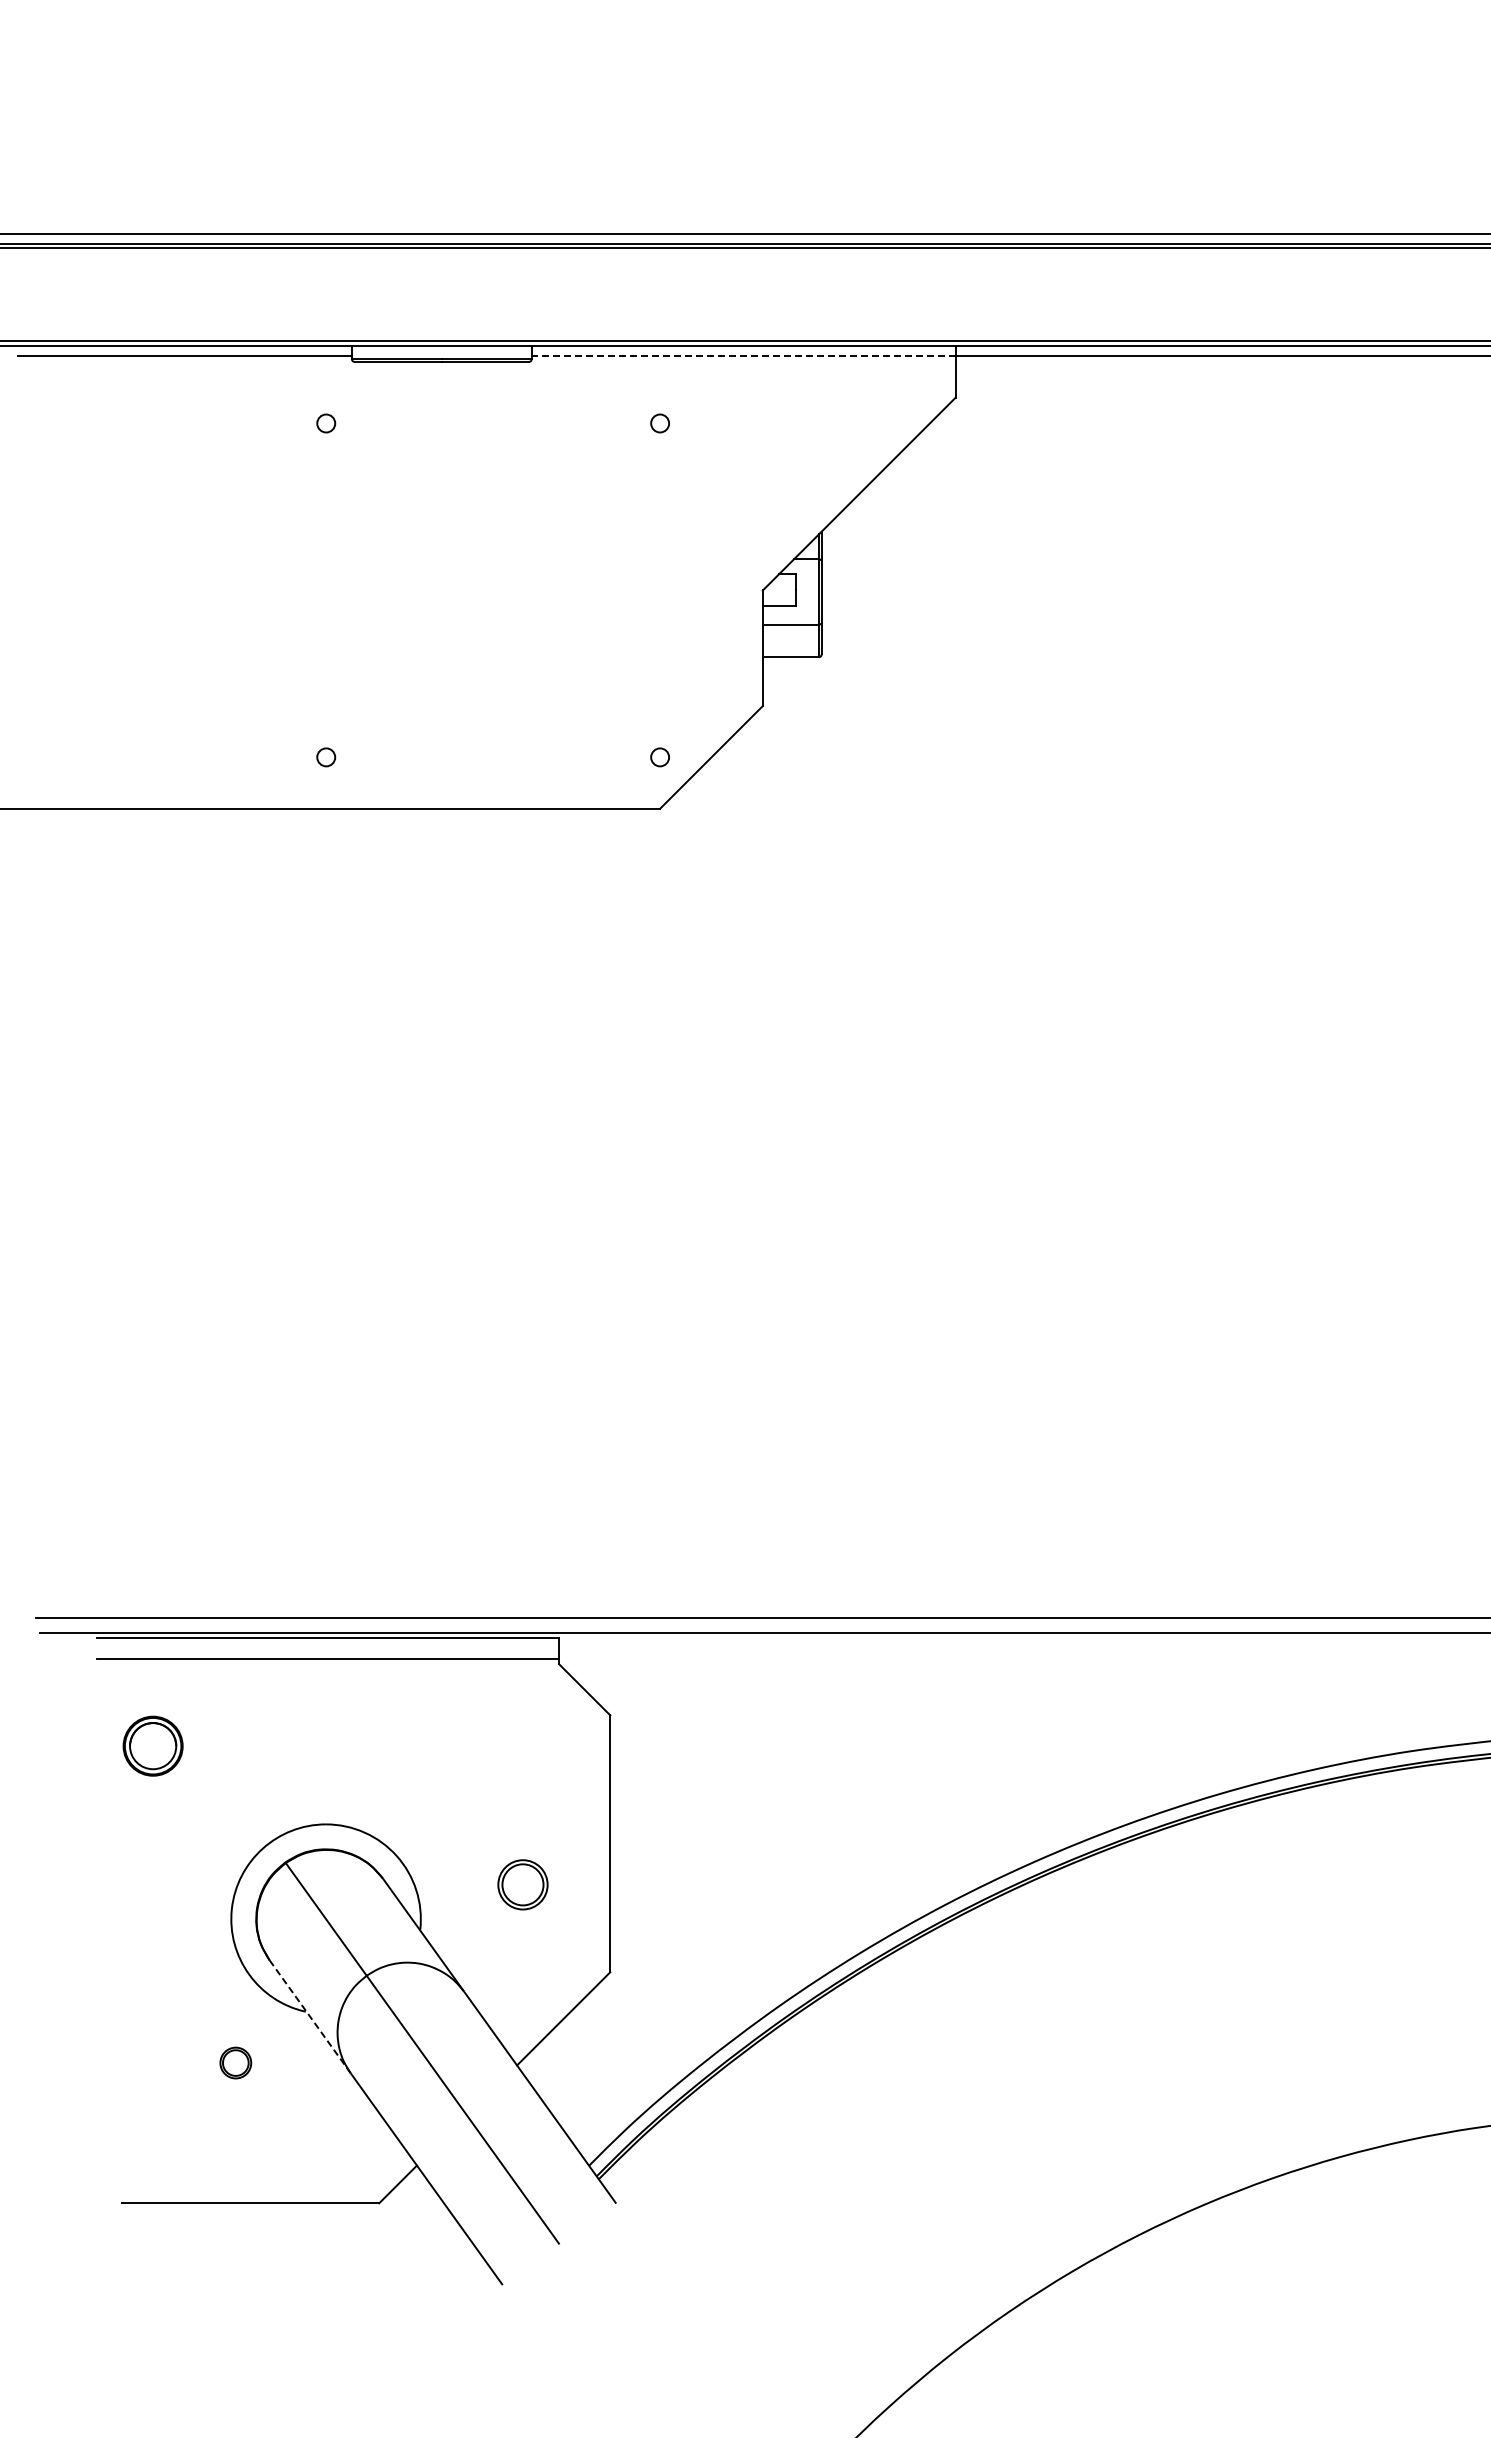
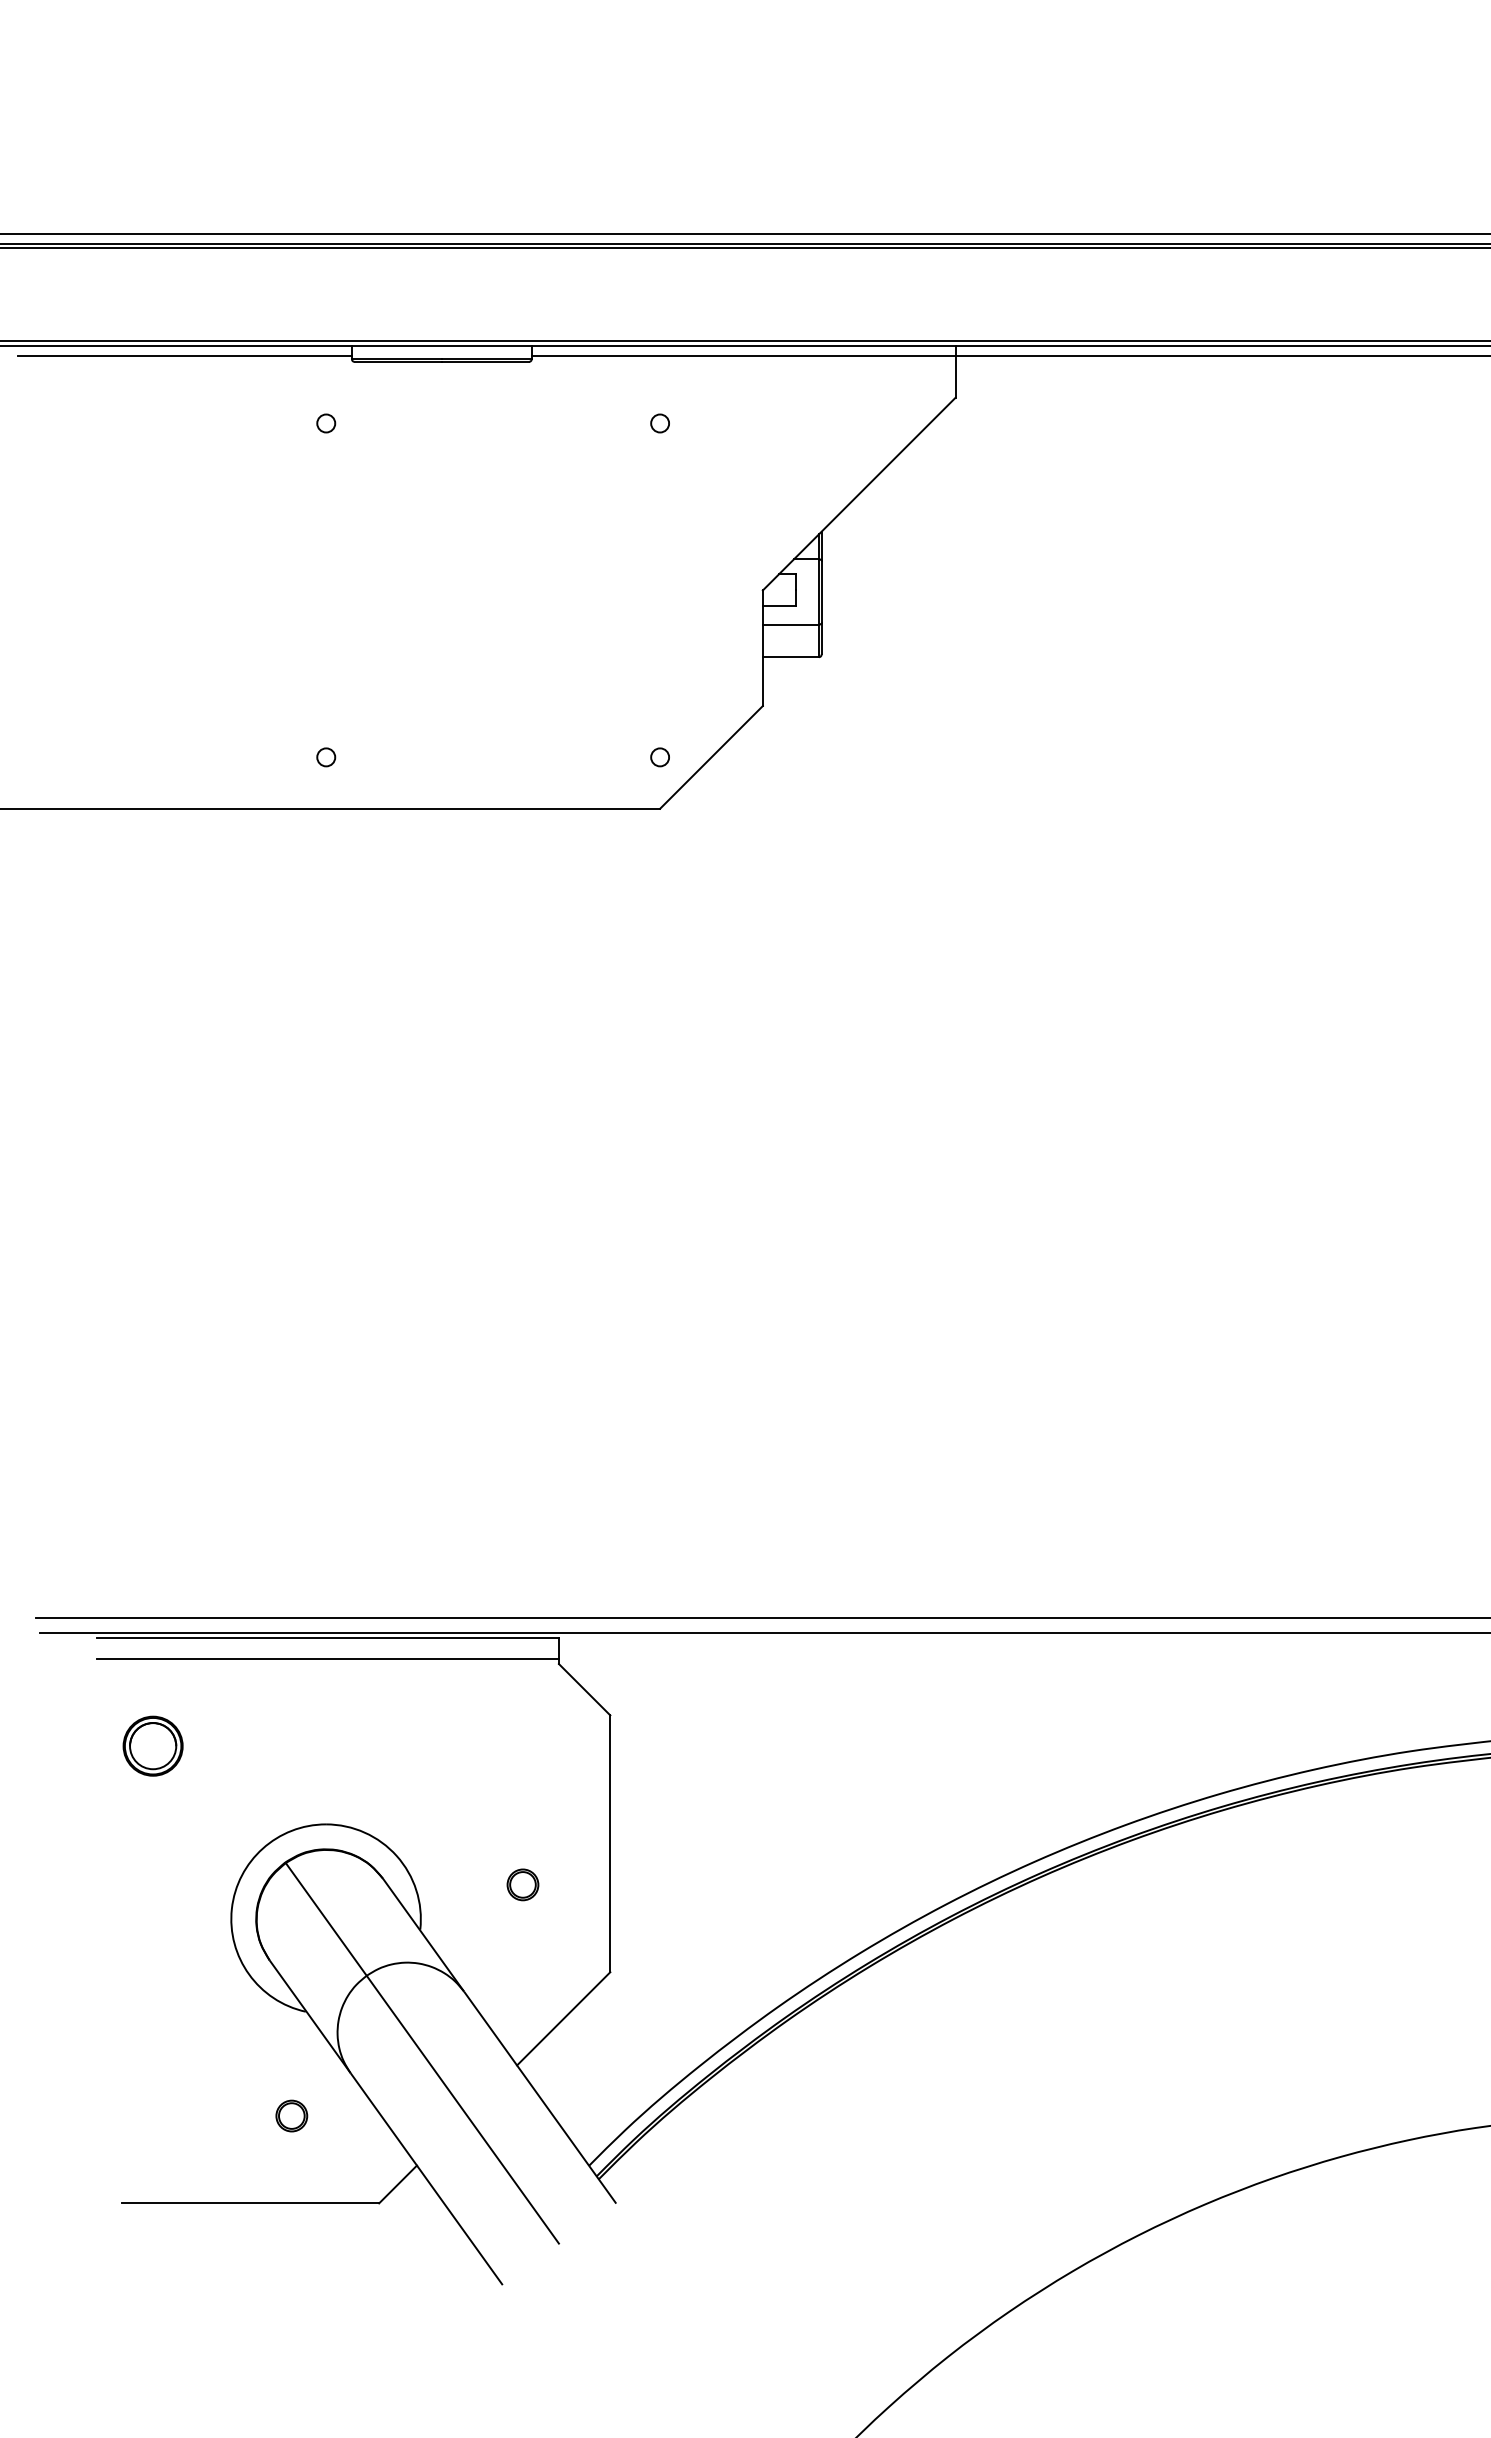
line: dashed -> solid (743, 355)
part size: 52x52 px -> 34x34 px (522, 1884)
line: dashed -> solid (310, 2016)
part position: (235, 2062) -> (291, 2115) (291, 2115)
